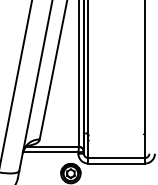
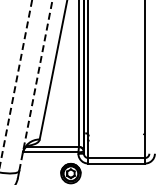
line: solid -> dashed (16, 83)
line: solid -> dashed (35, 85)
